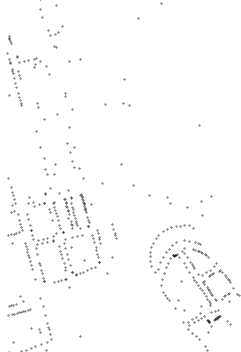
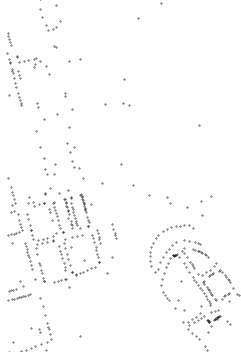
part position: (55, 30) -> (53, 25) (53, 25)
part size: 5x10 px -> 6x15 px (9, 39)
part position: (19, 305) -> (19, 290) (19, 290)
